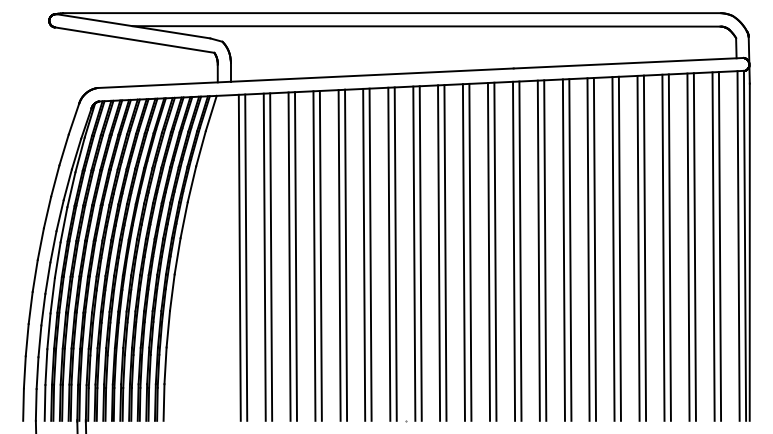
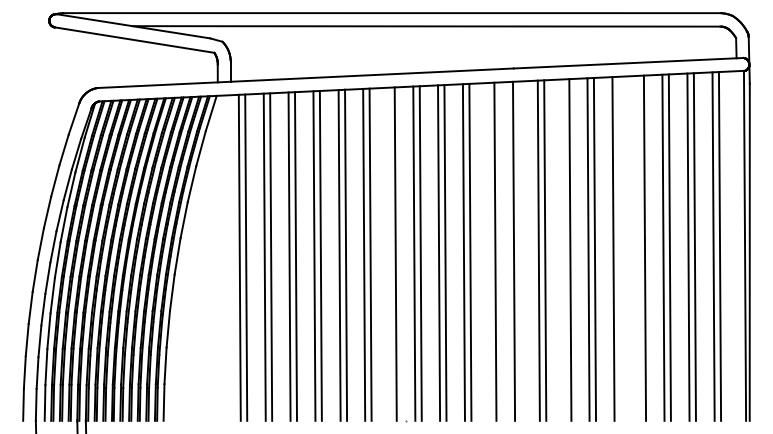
line: present -> none (738, 245)
line: present -> none (638, 247)
line: present -> none (619, 248)
line: present -> none (563, 249)
line: present -> none (520, 250)
line: present -> none (488, 251)
line: present -> none (389, 253)
